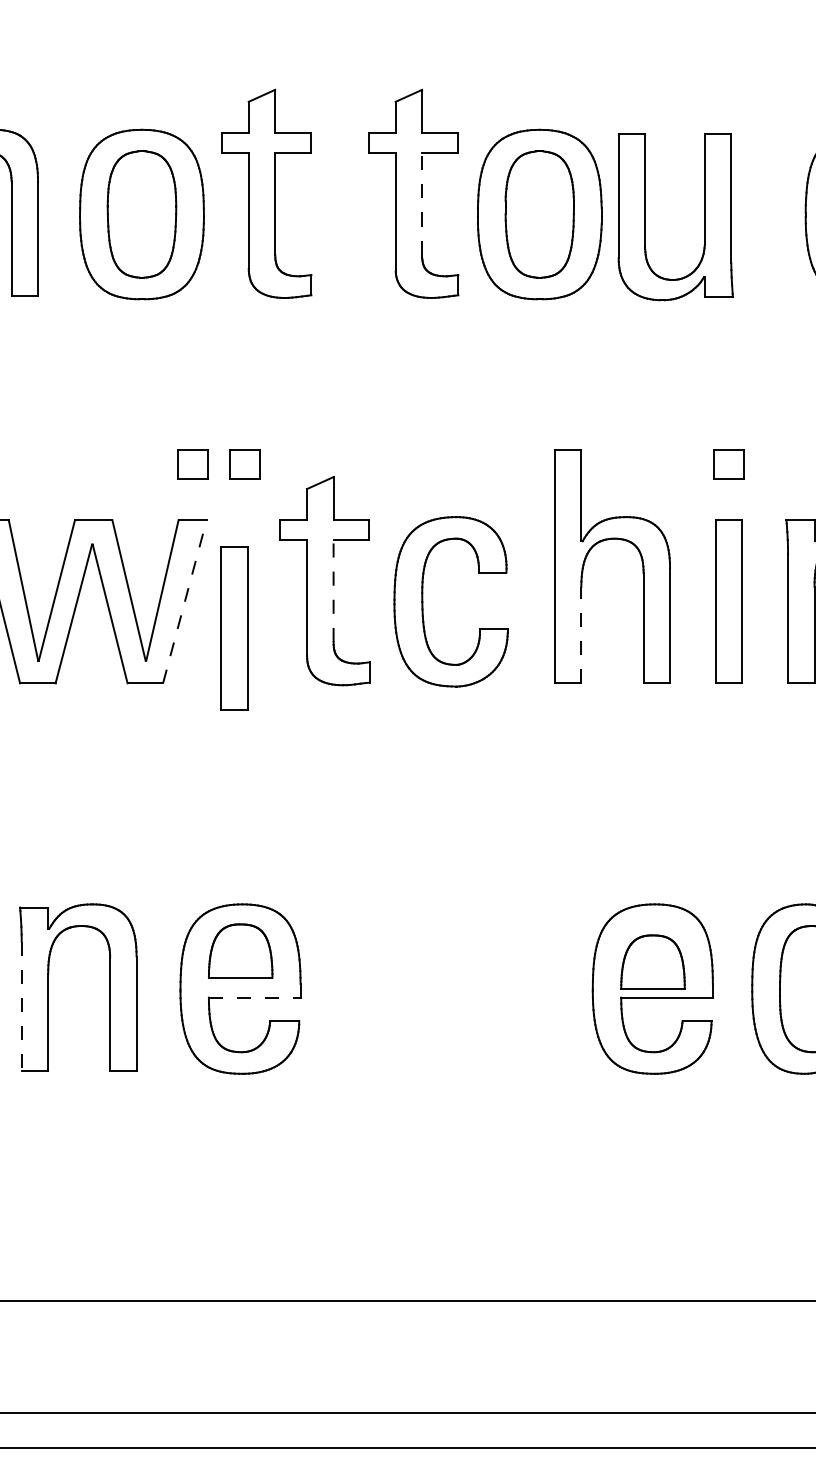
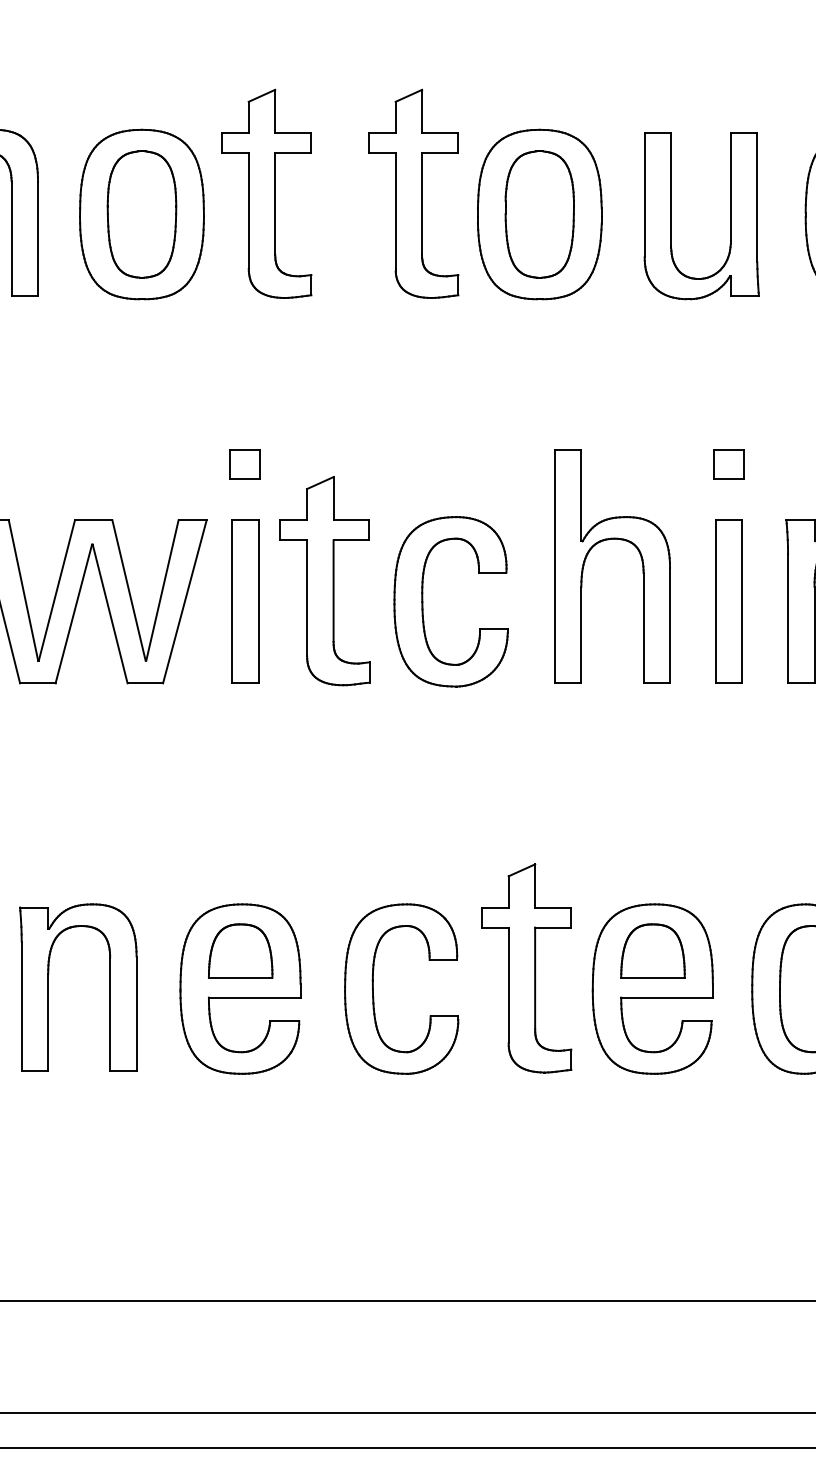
line: dashed -> solid (422, 203)
part position: (704, 217) -> (730, 216) (730, 216)
part: present -> none (192, 464)
line: dashed -> solid (333, 591)
line: dashed -> solid (185, 601)
part position: (234, 628) -> (245, 601) (245, 601)
line: dashed -> solid (581, 634)
part position: (652, 961) -> (652, 950) (652, 950)
part: none -> present (526, 968)
part: none -> present (373, 988)
line: dashed -> solid (254, 997)
line: dashed -> solid (21, 1006)
